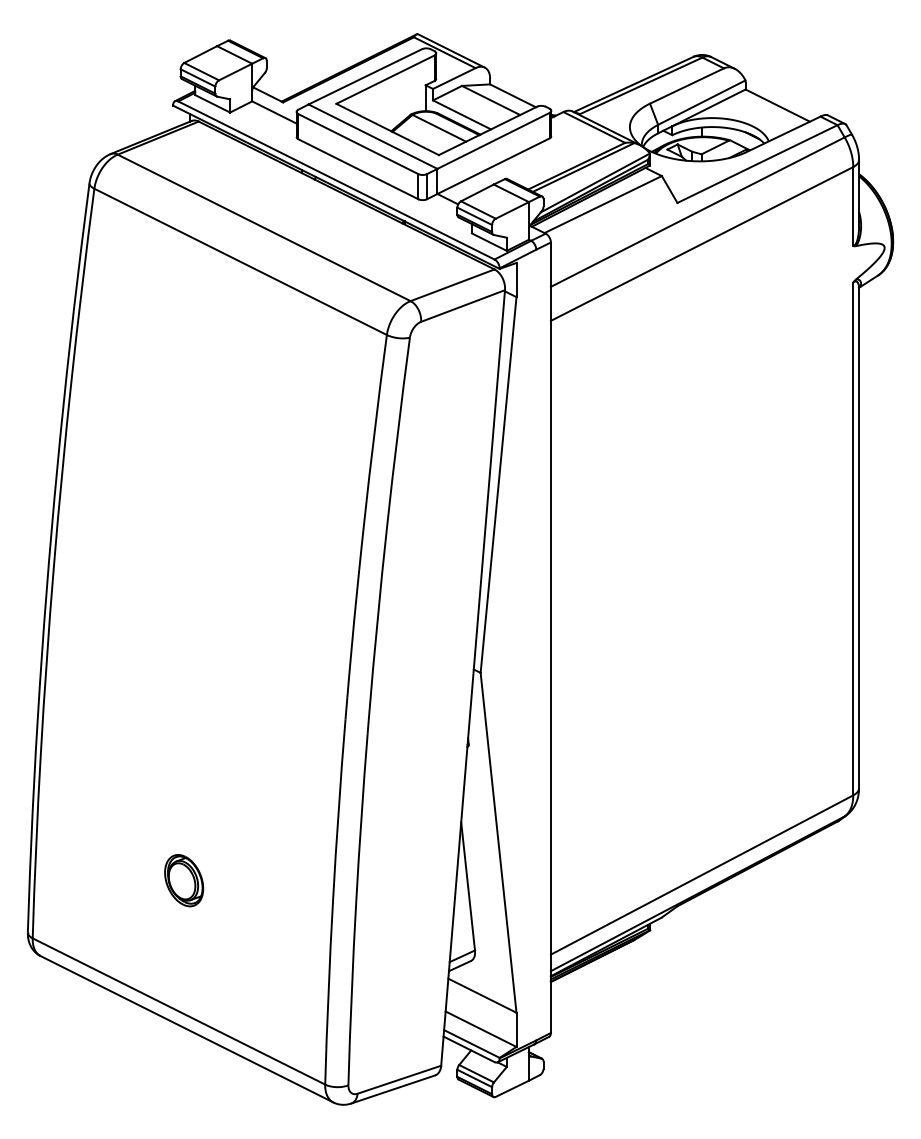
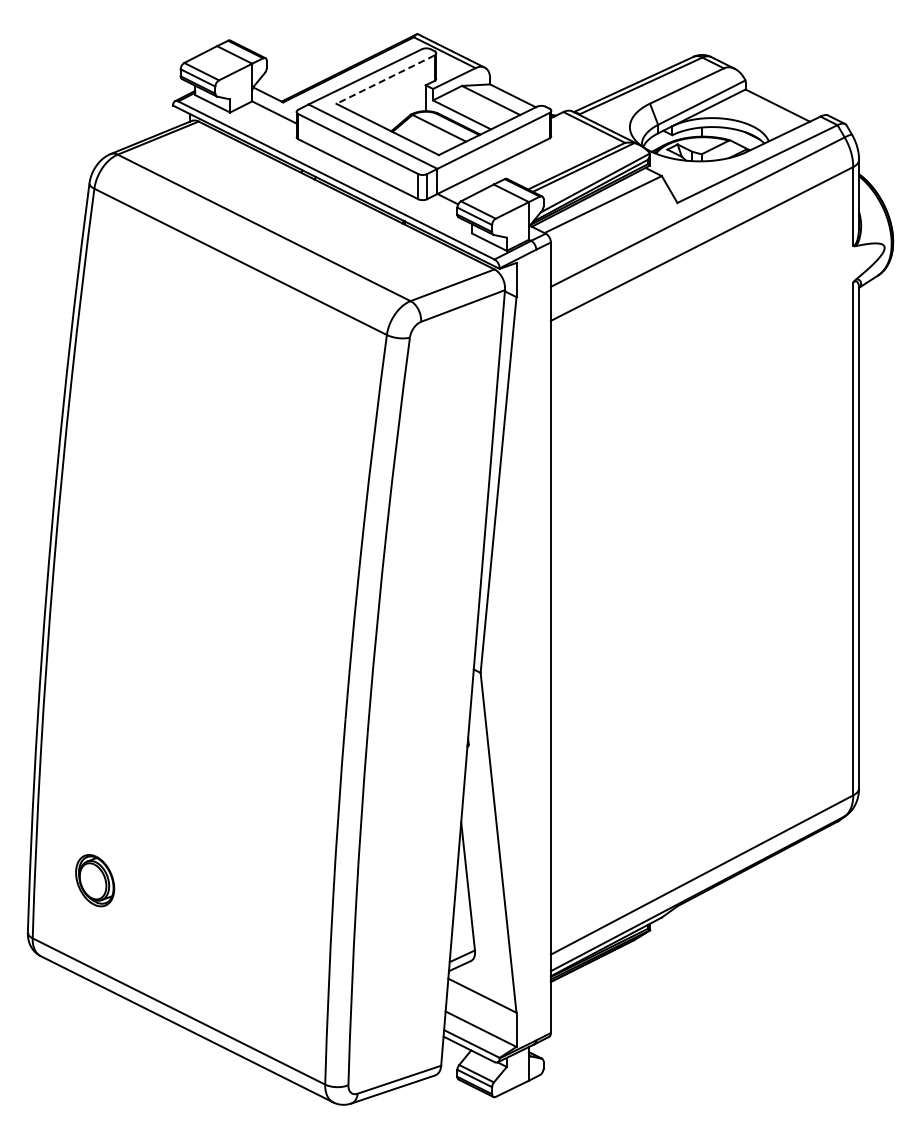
line: solid -> dashed (385, 79)
part position: (184, 880) -> (95, 880) (95, 880)
